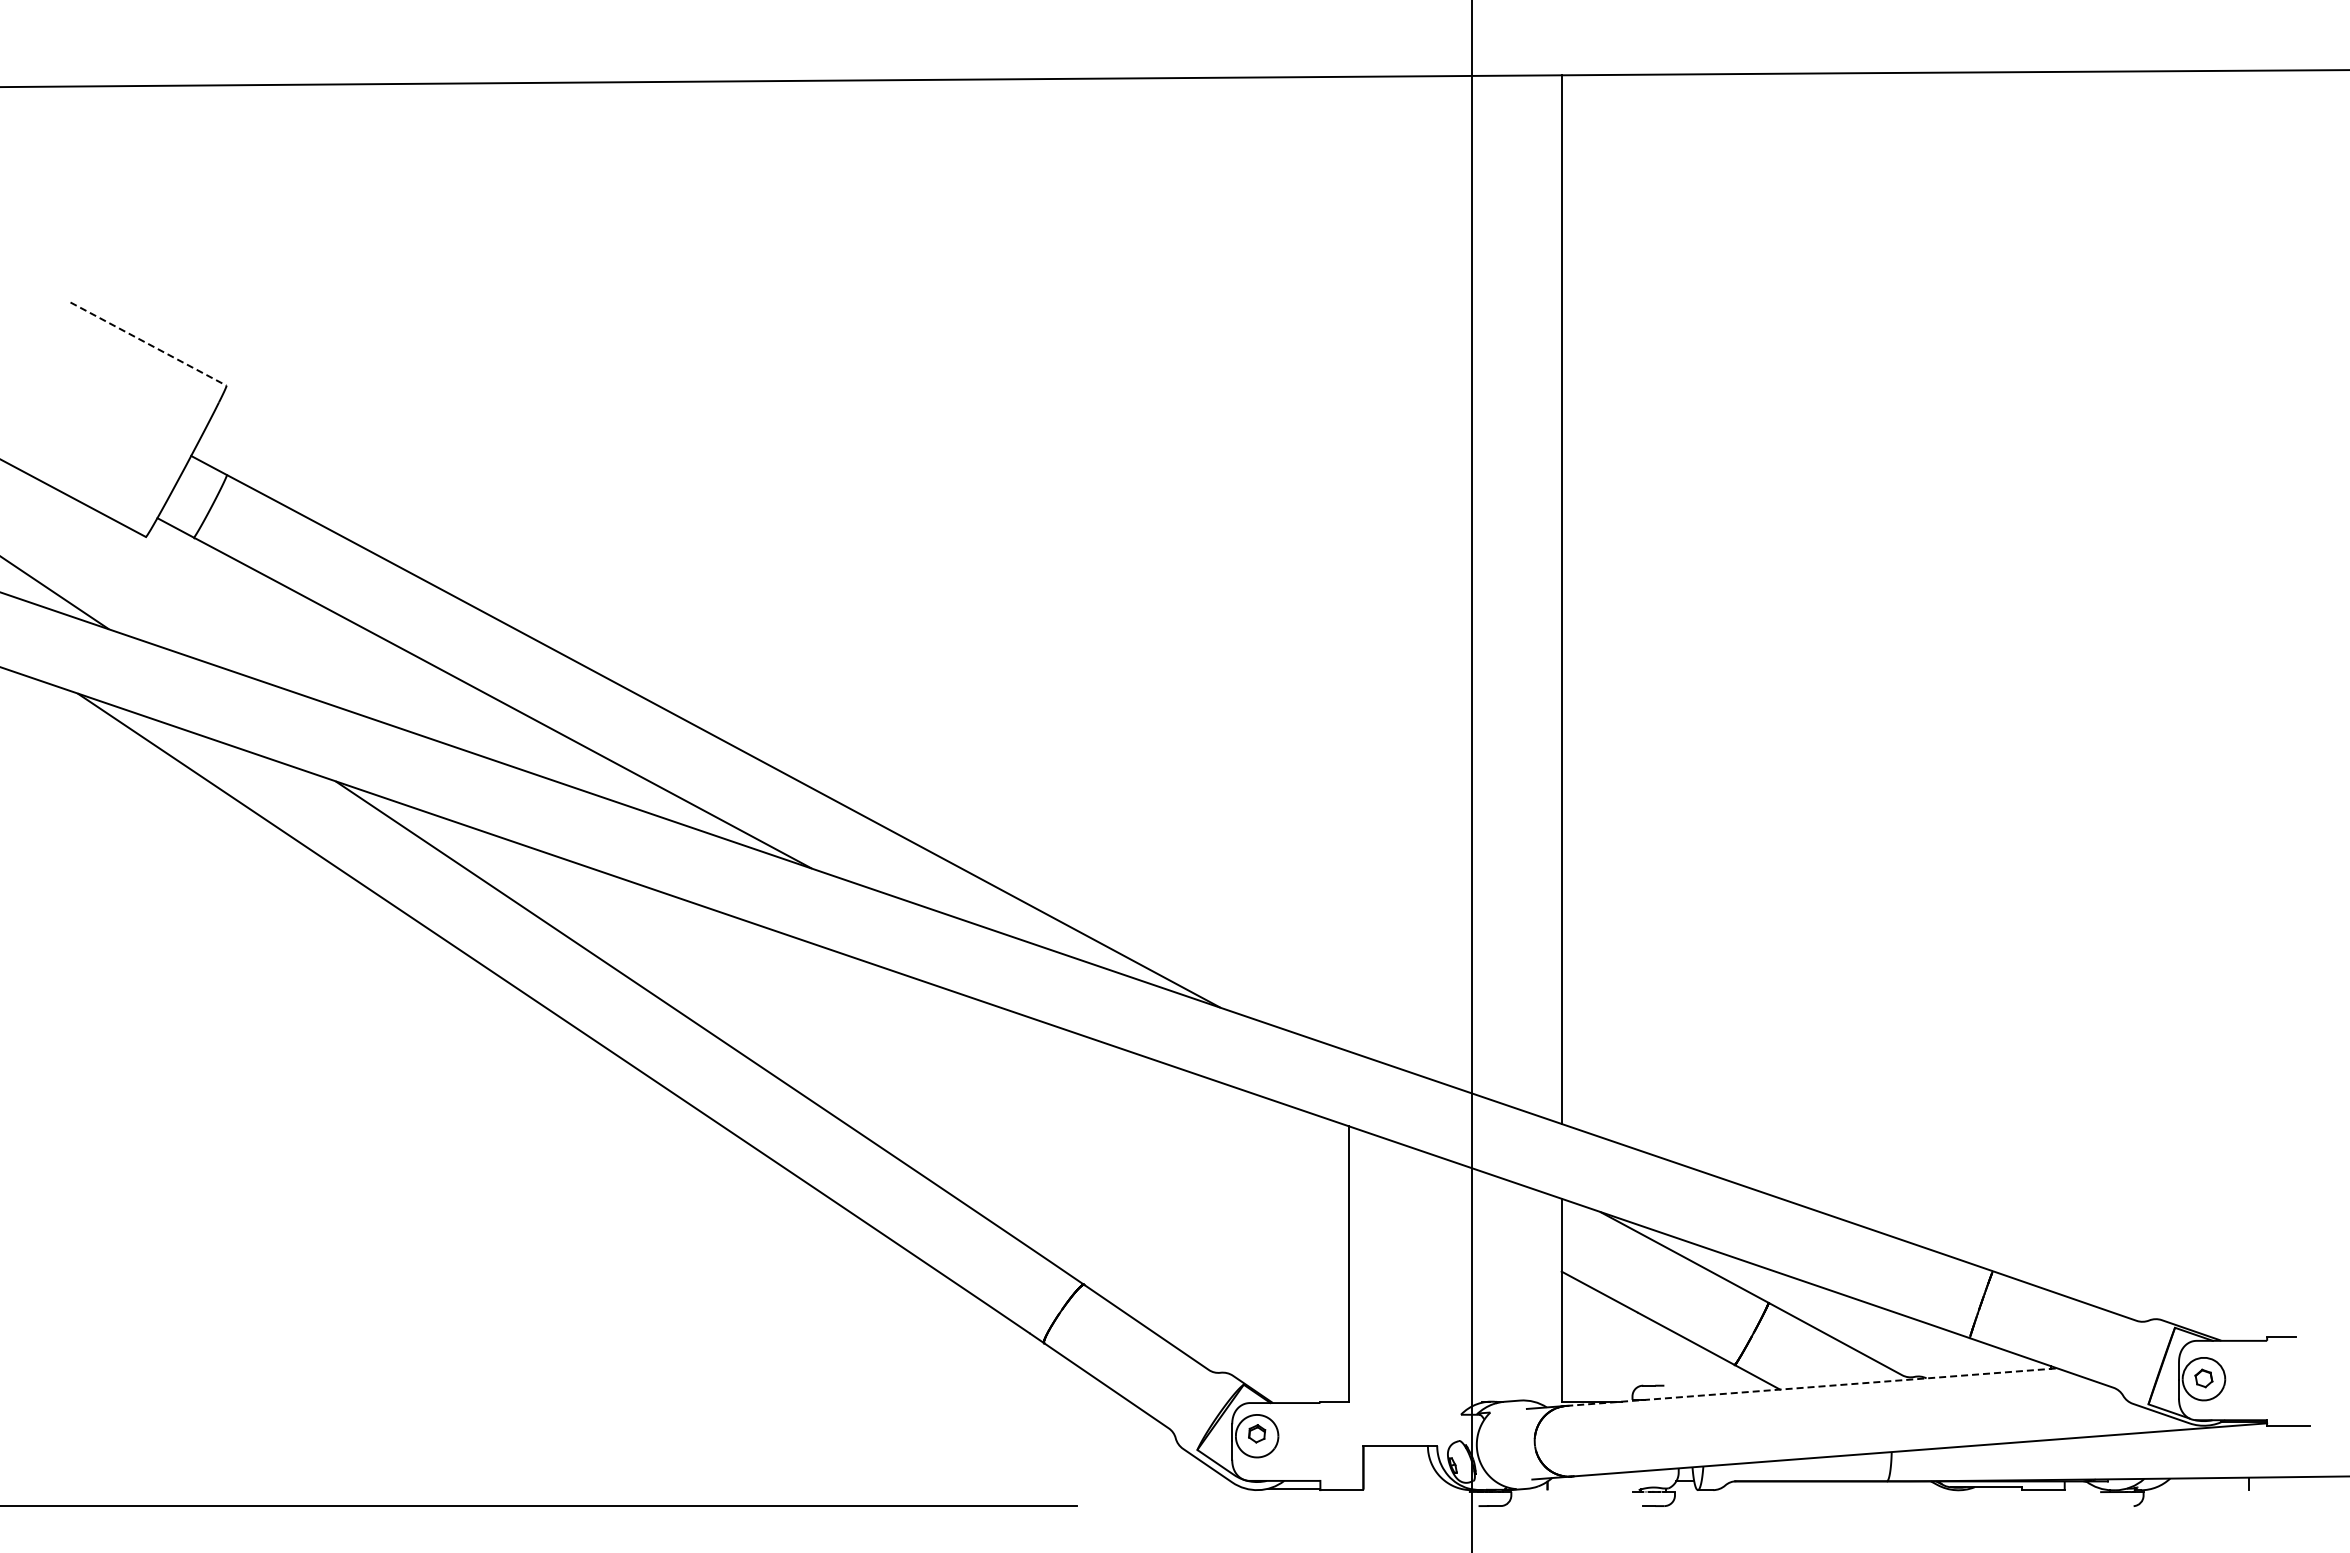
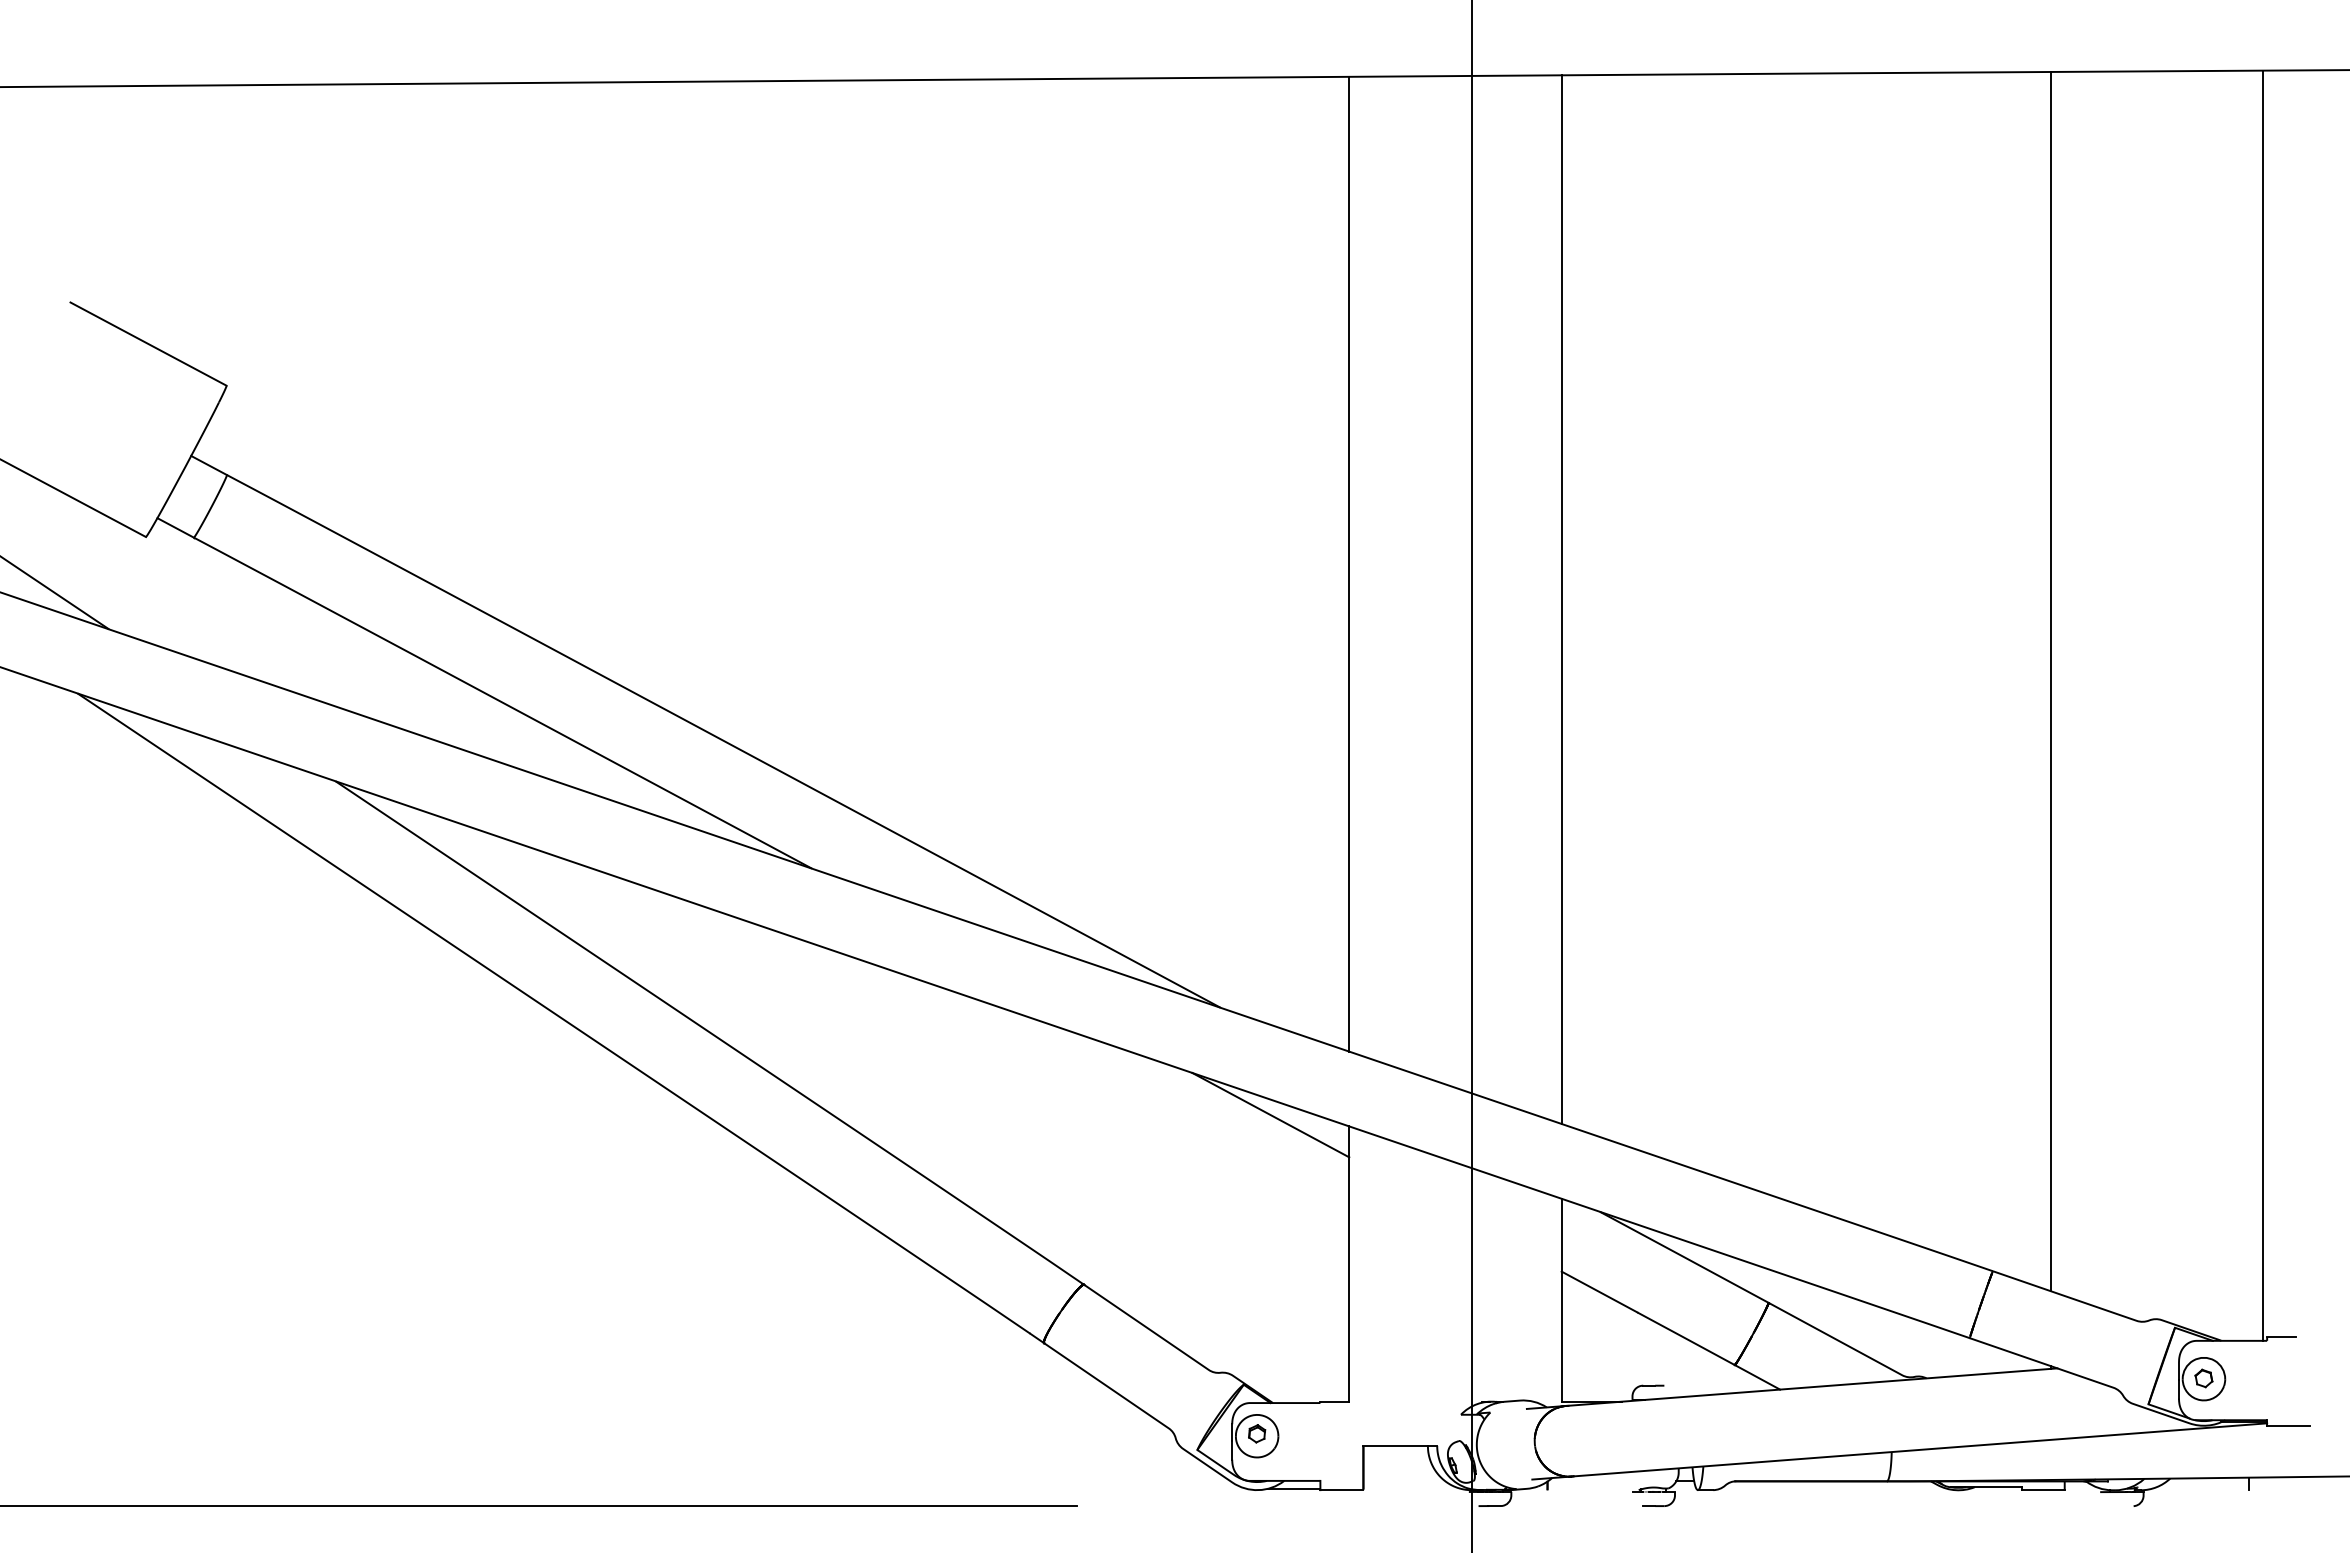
line: dashed -> solid (148, 344)
line: none -> present (1349, 563)
line: none -> present (2050, 681)
line: none -> present (2262, 705)
line: none -> present (1270, 1114)
line: dashed -> solid (1812, 1387)
